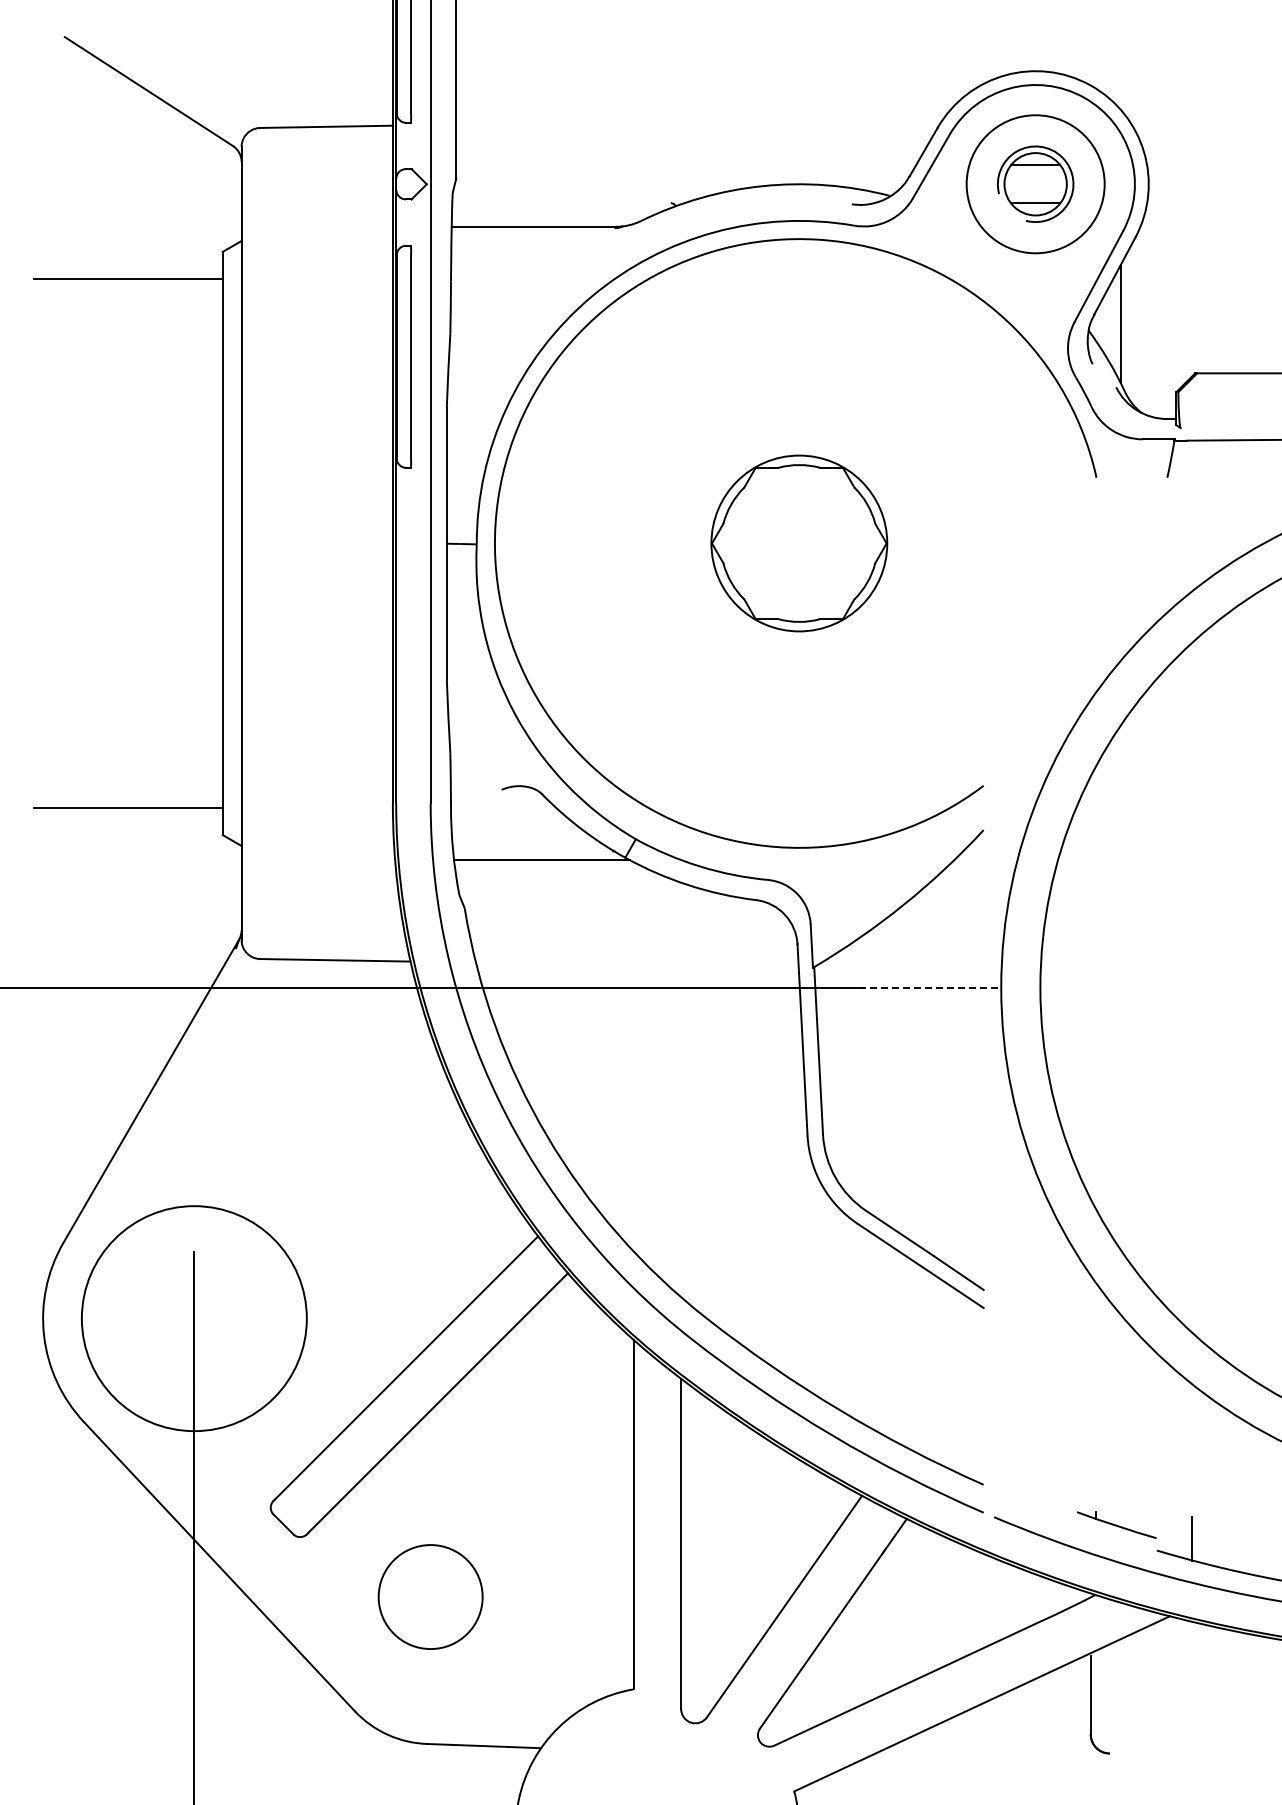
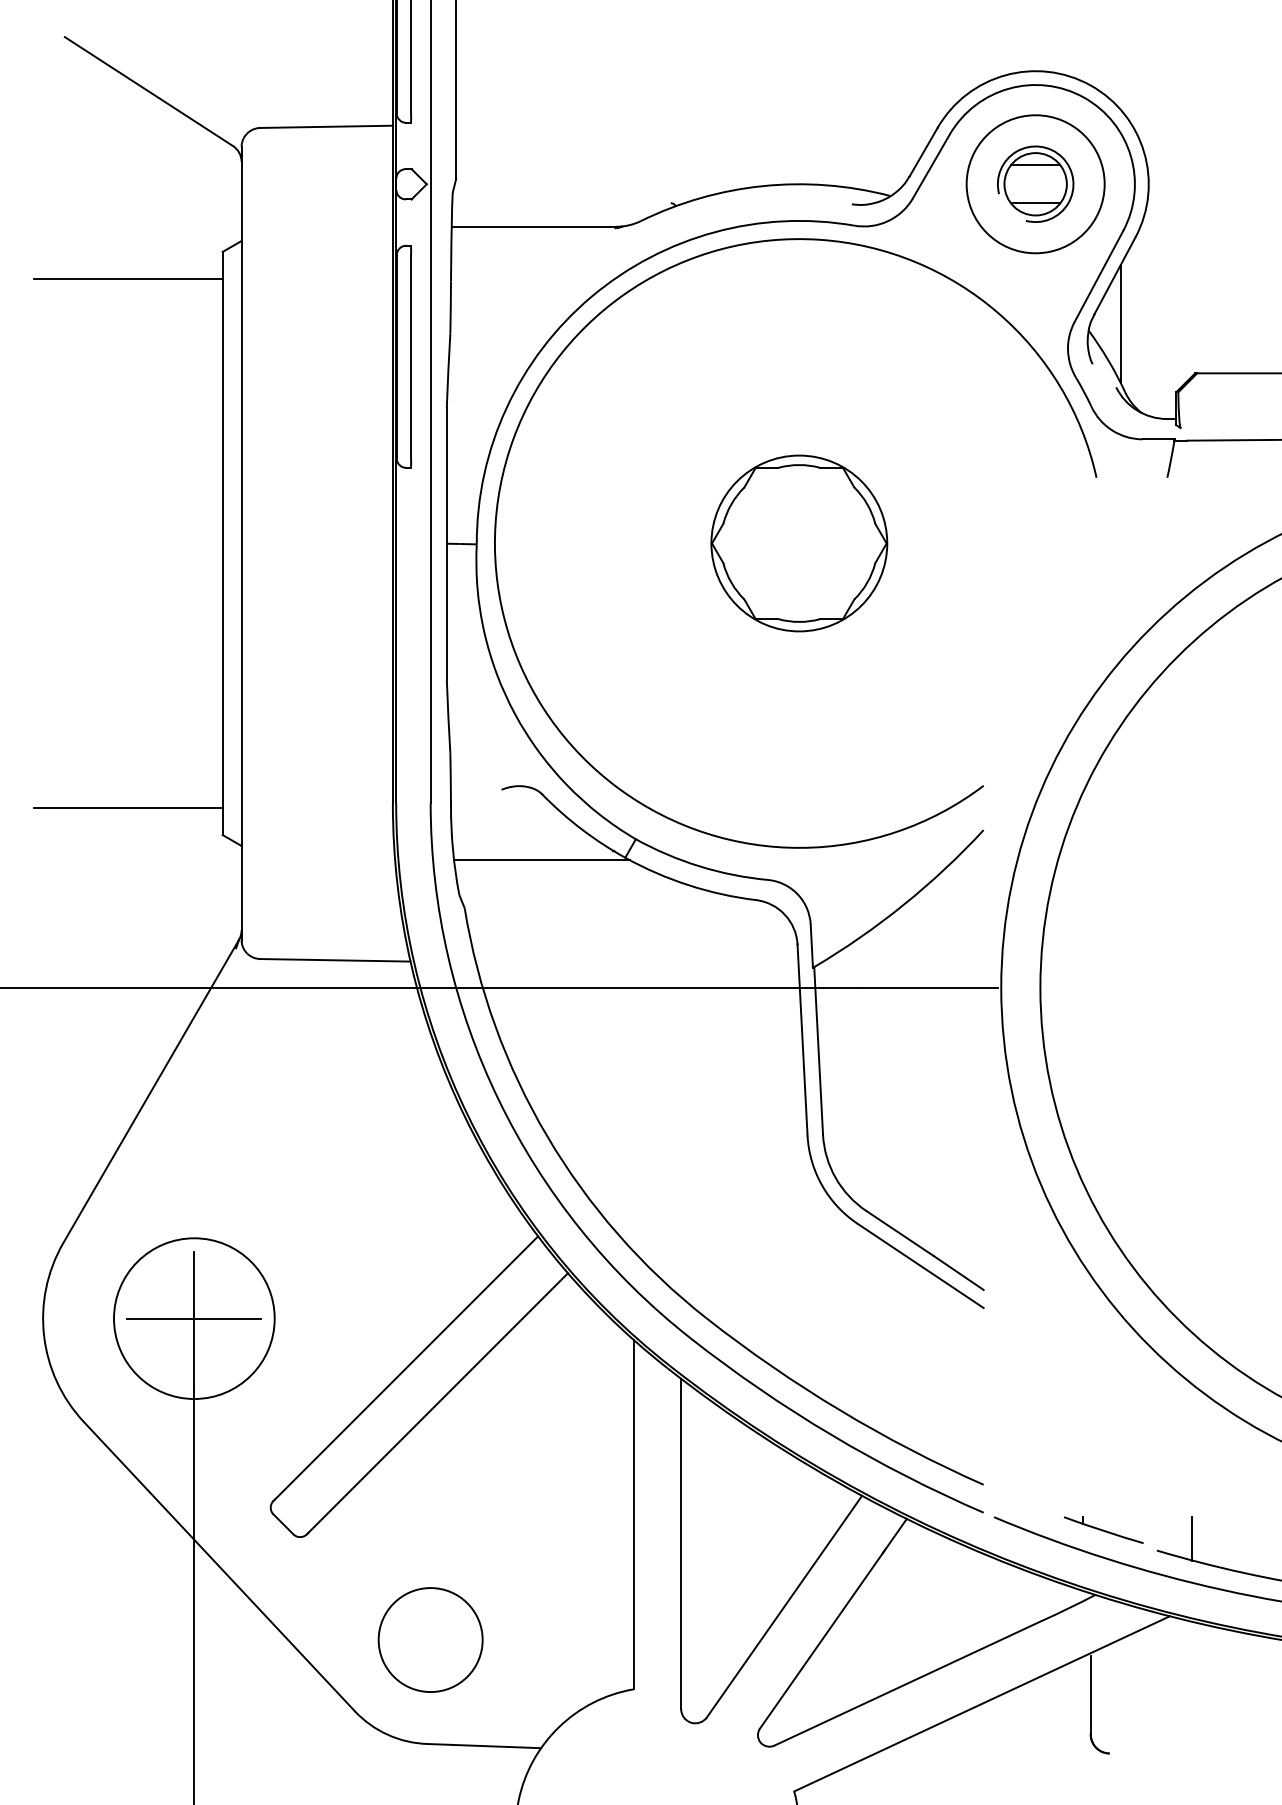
line: dashed -> solid (929, 987)
circle diameter: 225 px -> 161 px (194, 1318)
line: none -> present (194, 1318)
part position: (1116, 1524) -> (1103, 1529) (1103, 1529)
circle position: (430, 1596) -> (430, 1639) (430, 1639)
